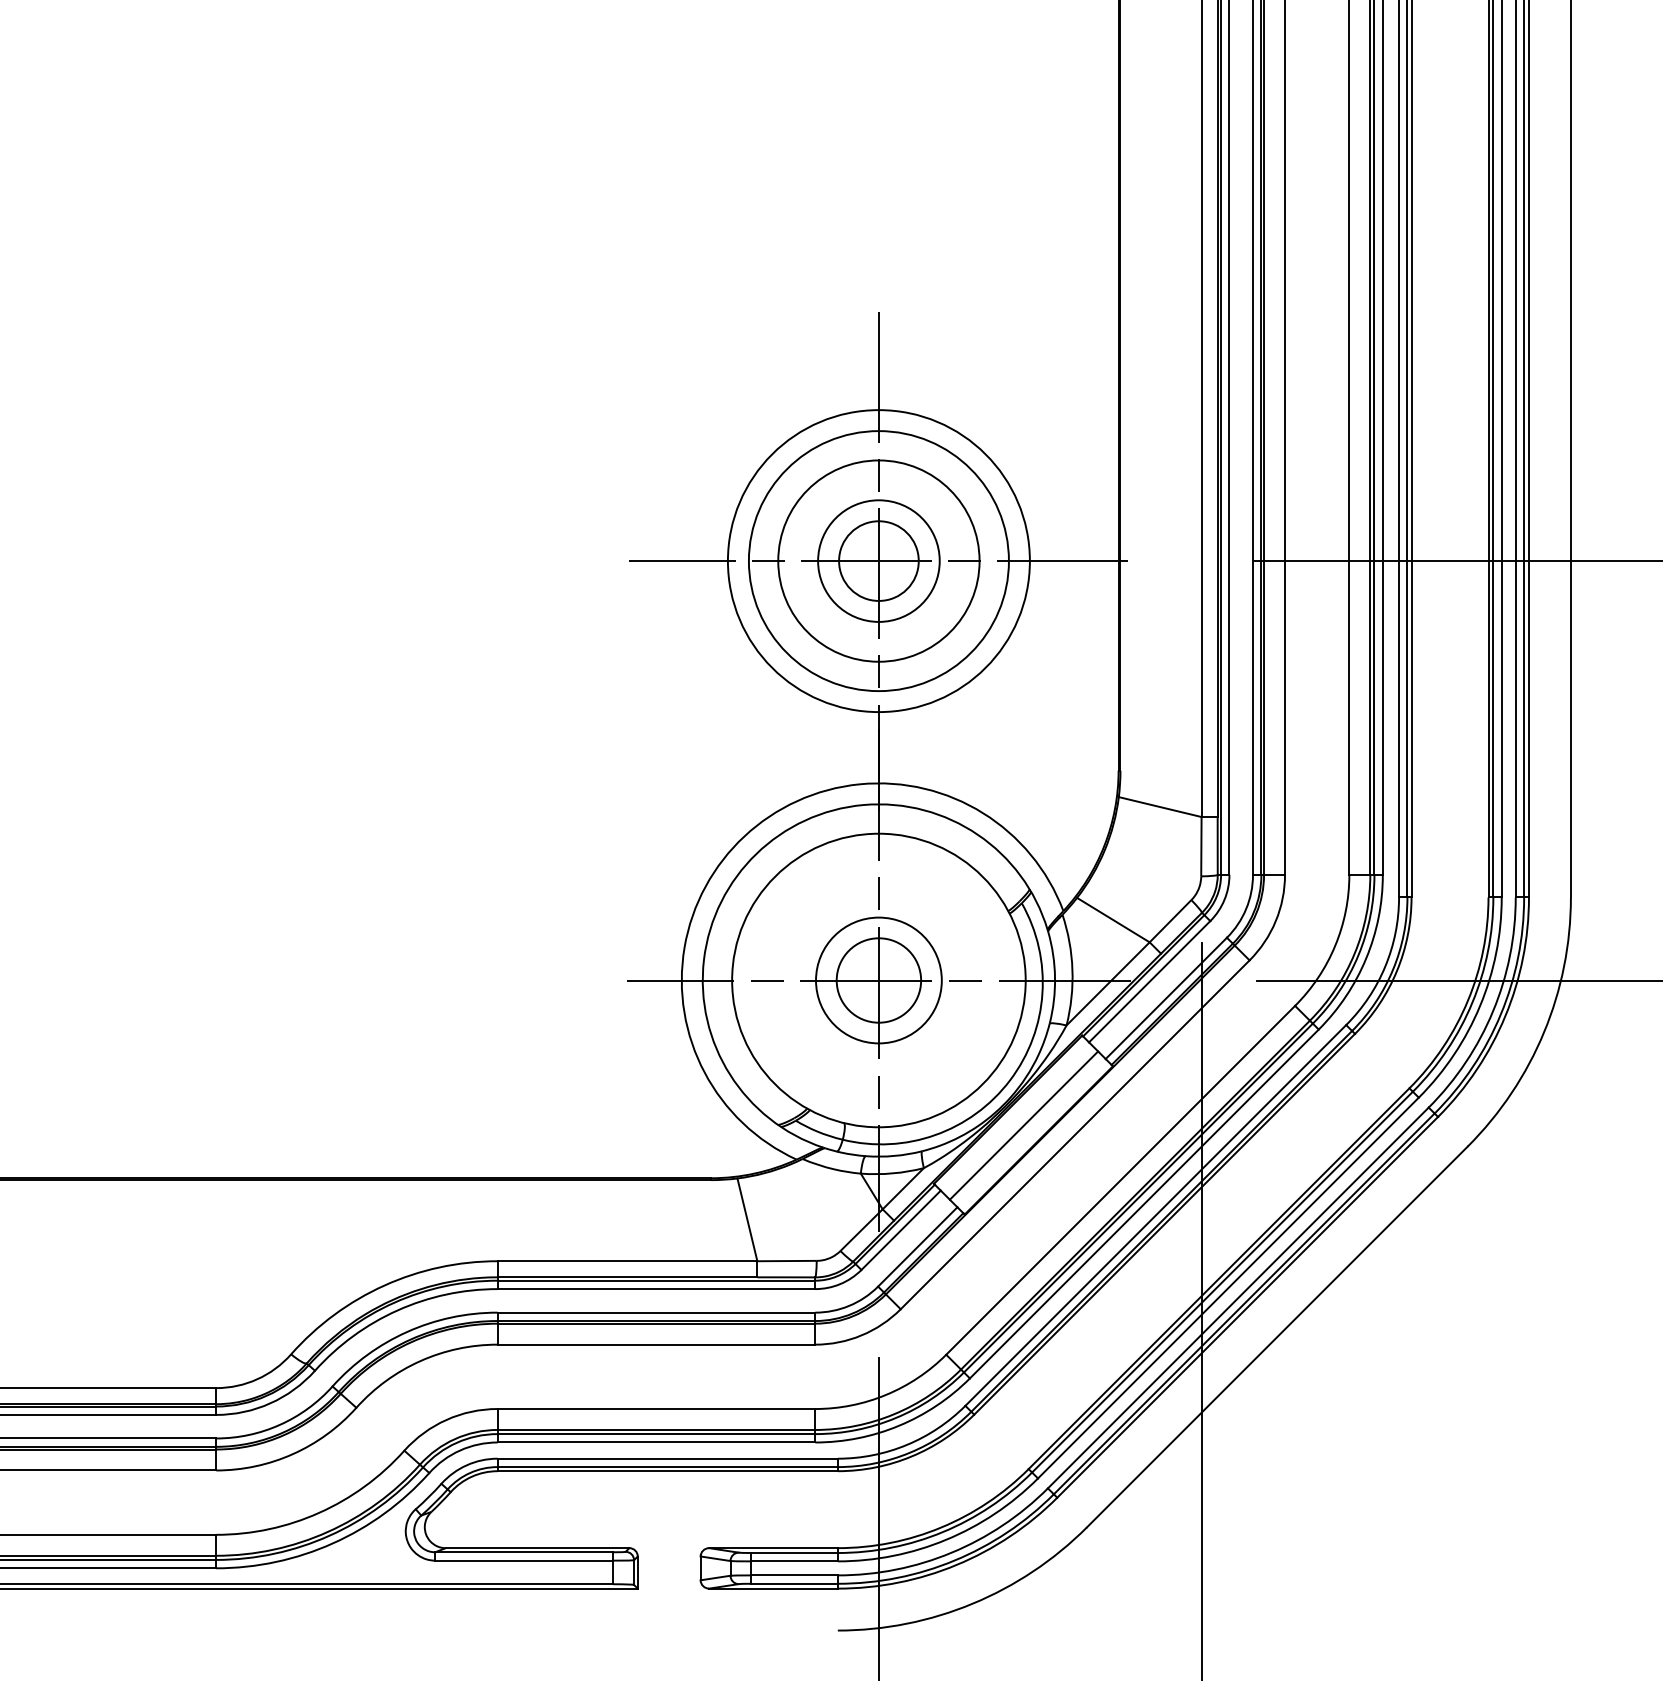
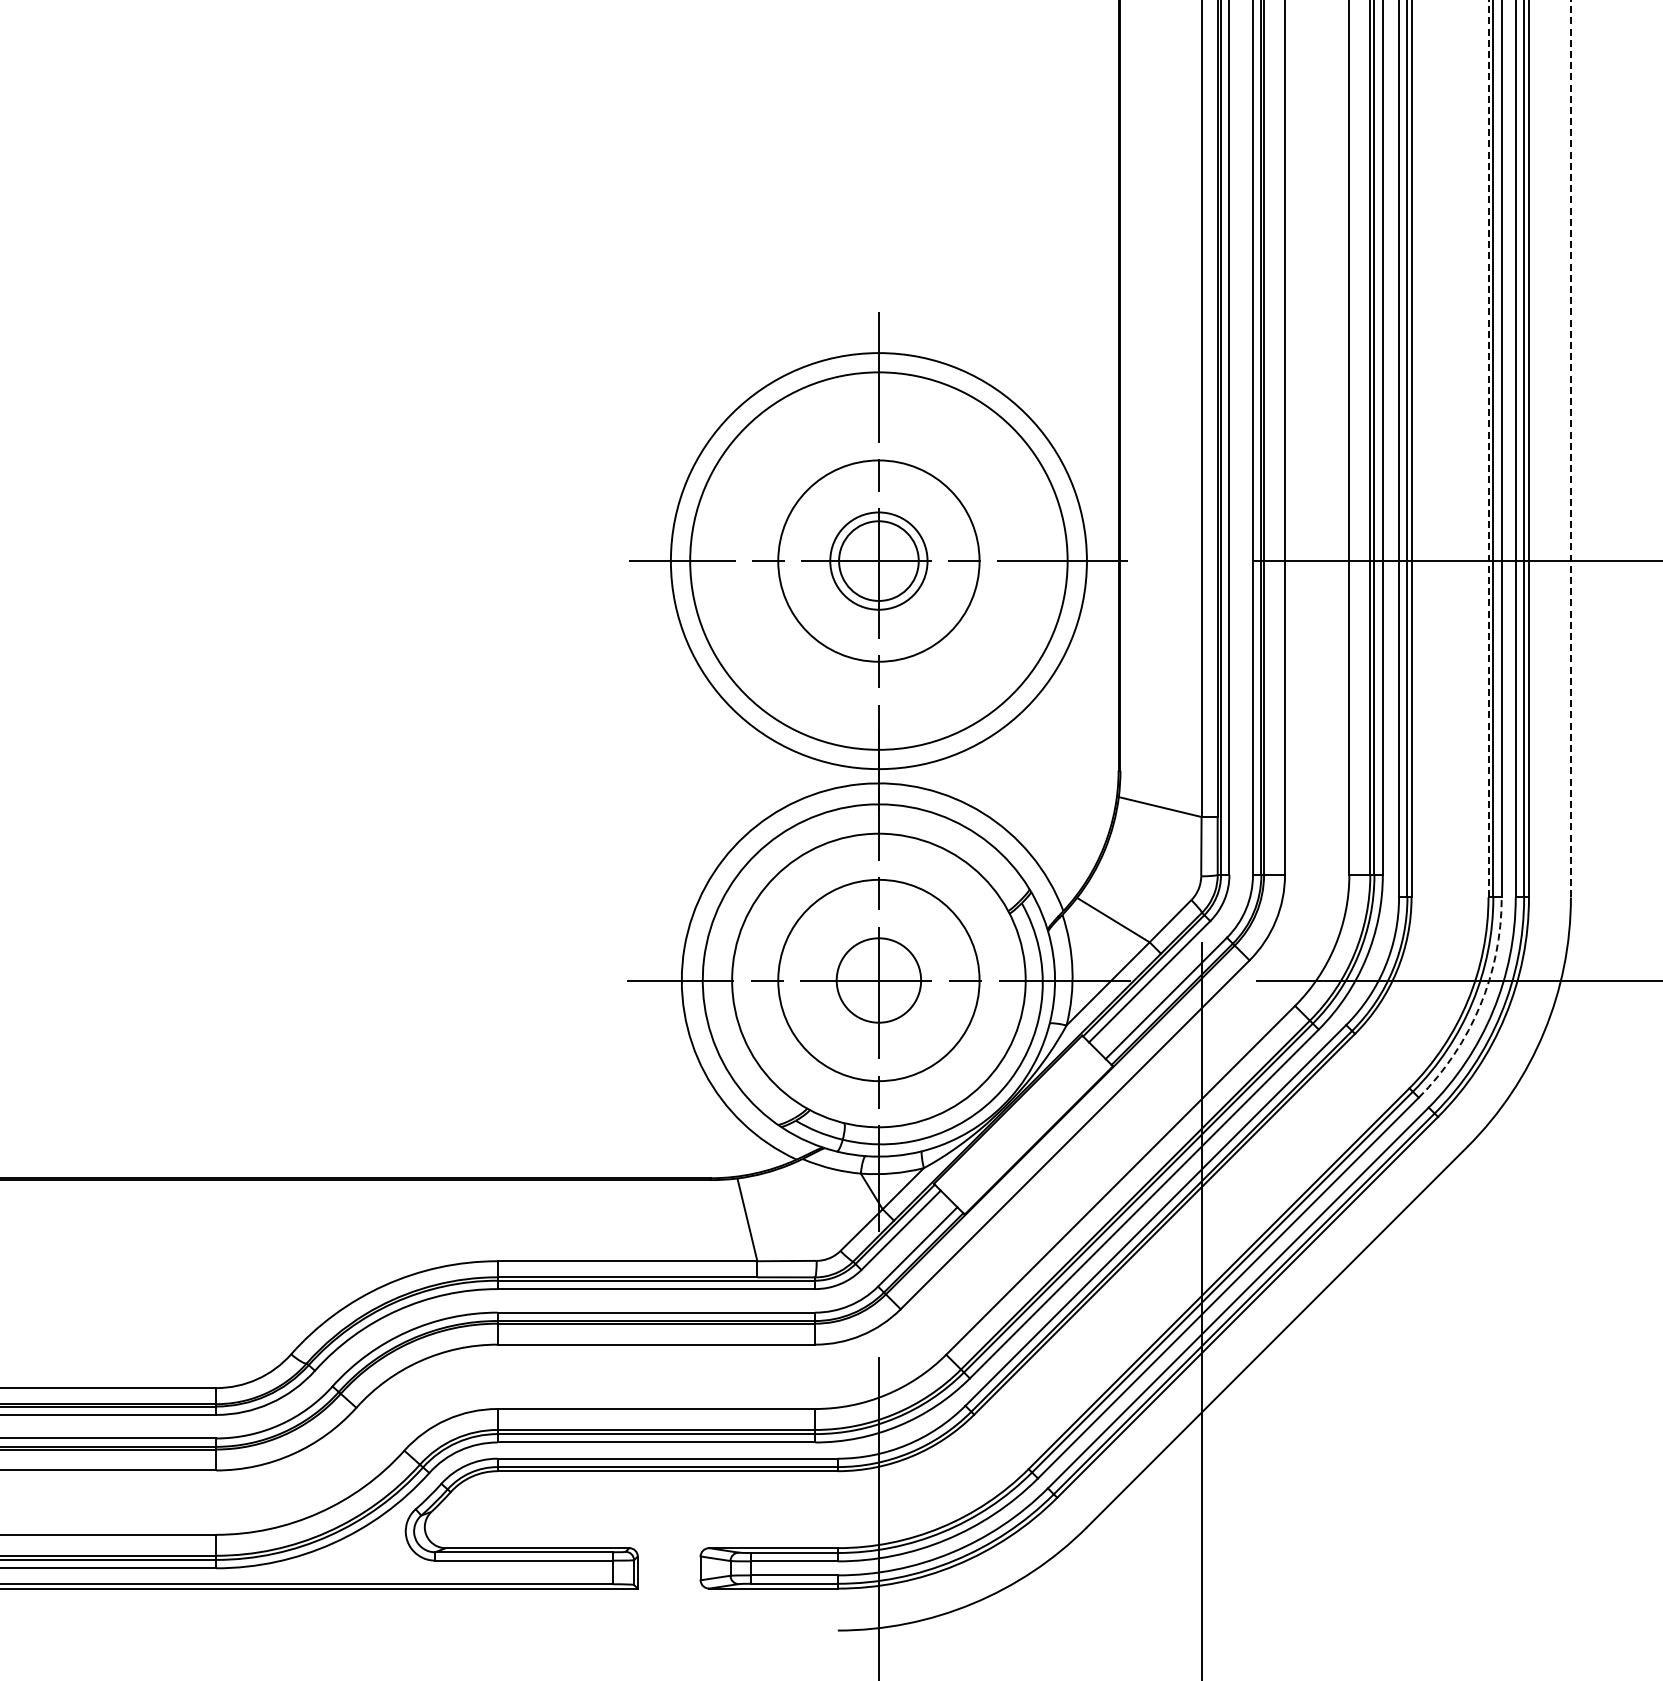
line: solid -> dashed (1488, 449)
line: solid -> dashed (1570, 449)
circle diameter: 122 px -> 97 px (878, 560)
circle diameter: 260 px -> 416 px (878, 561)
circle diameter: 302 px -> 377 px (878, 560)
circle diameter: 126 px -> 201 px (878, 980)
arc: solid -> dashed (1480, 1005)
line: present -> none (1023, 1125)
